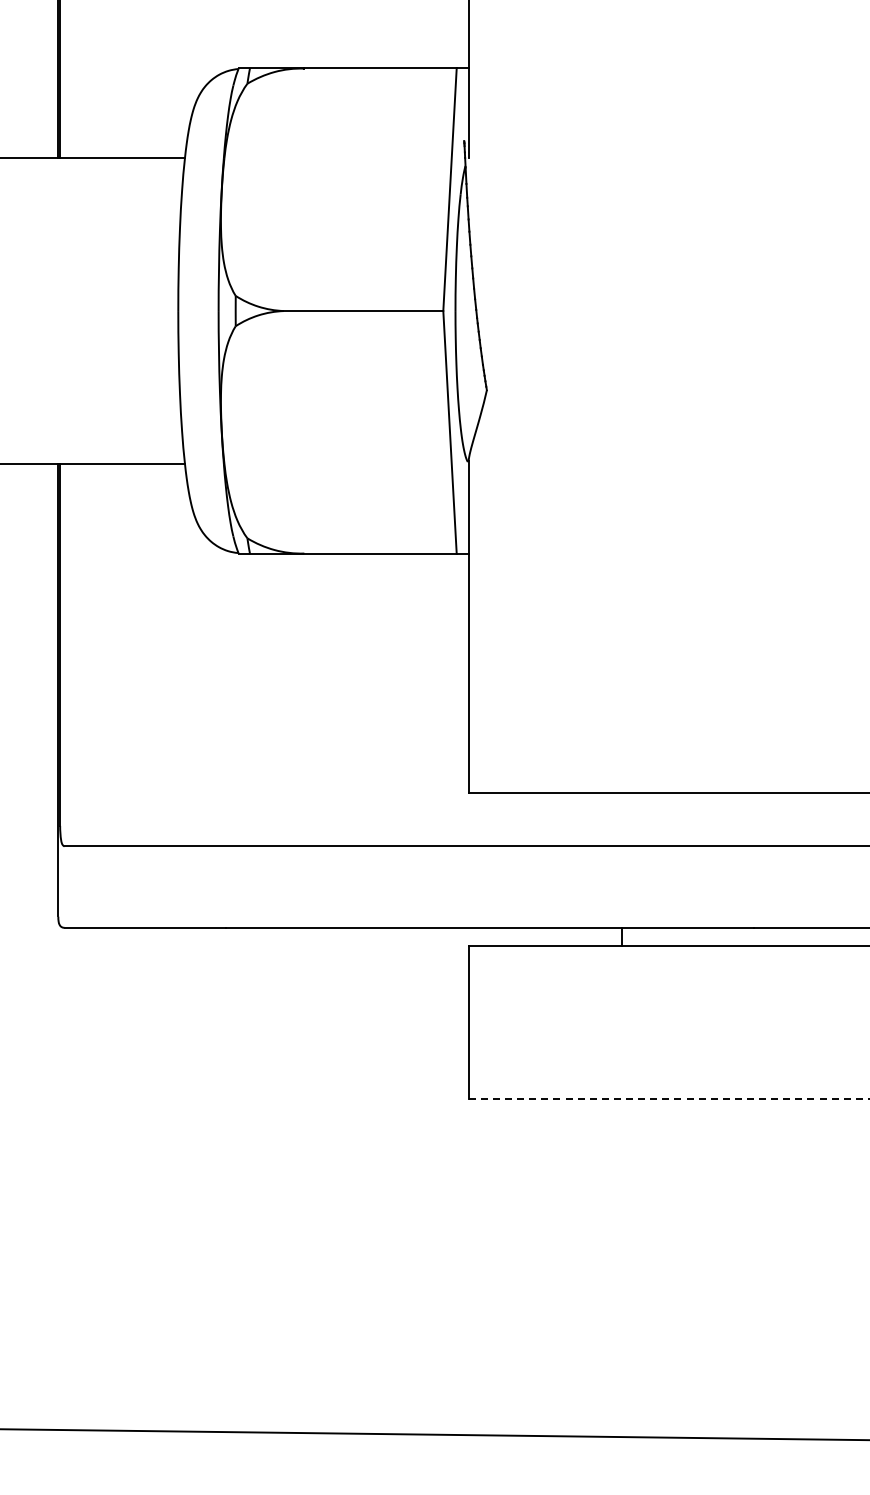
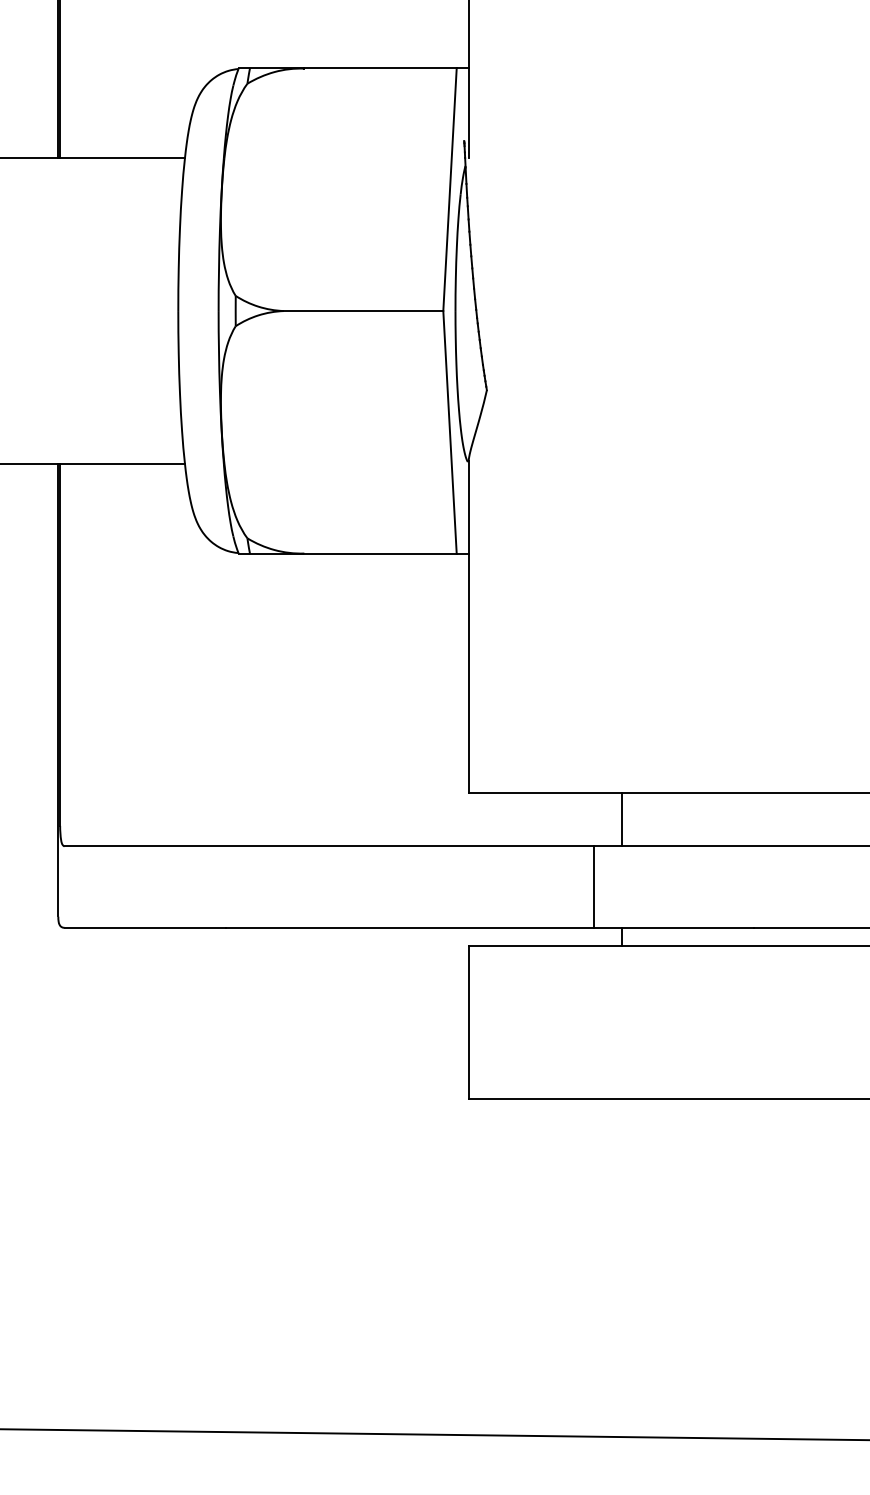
line: none -> present (621, 819)
line: none -> present (593, 886)
line: dashed -> solid (669, 1098)
